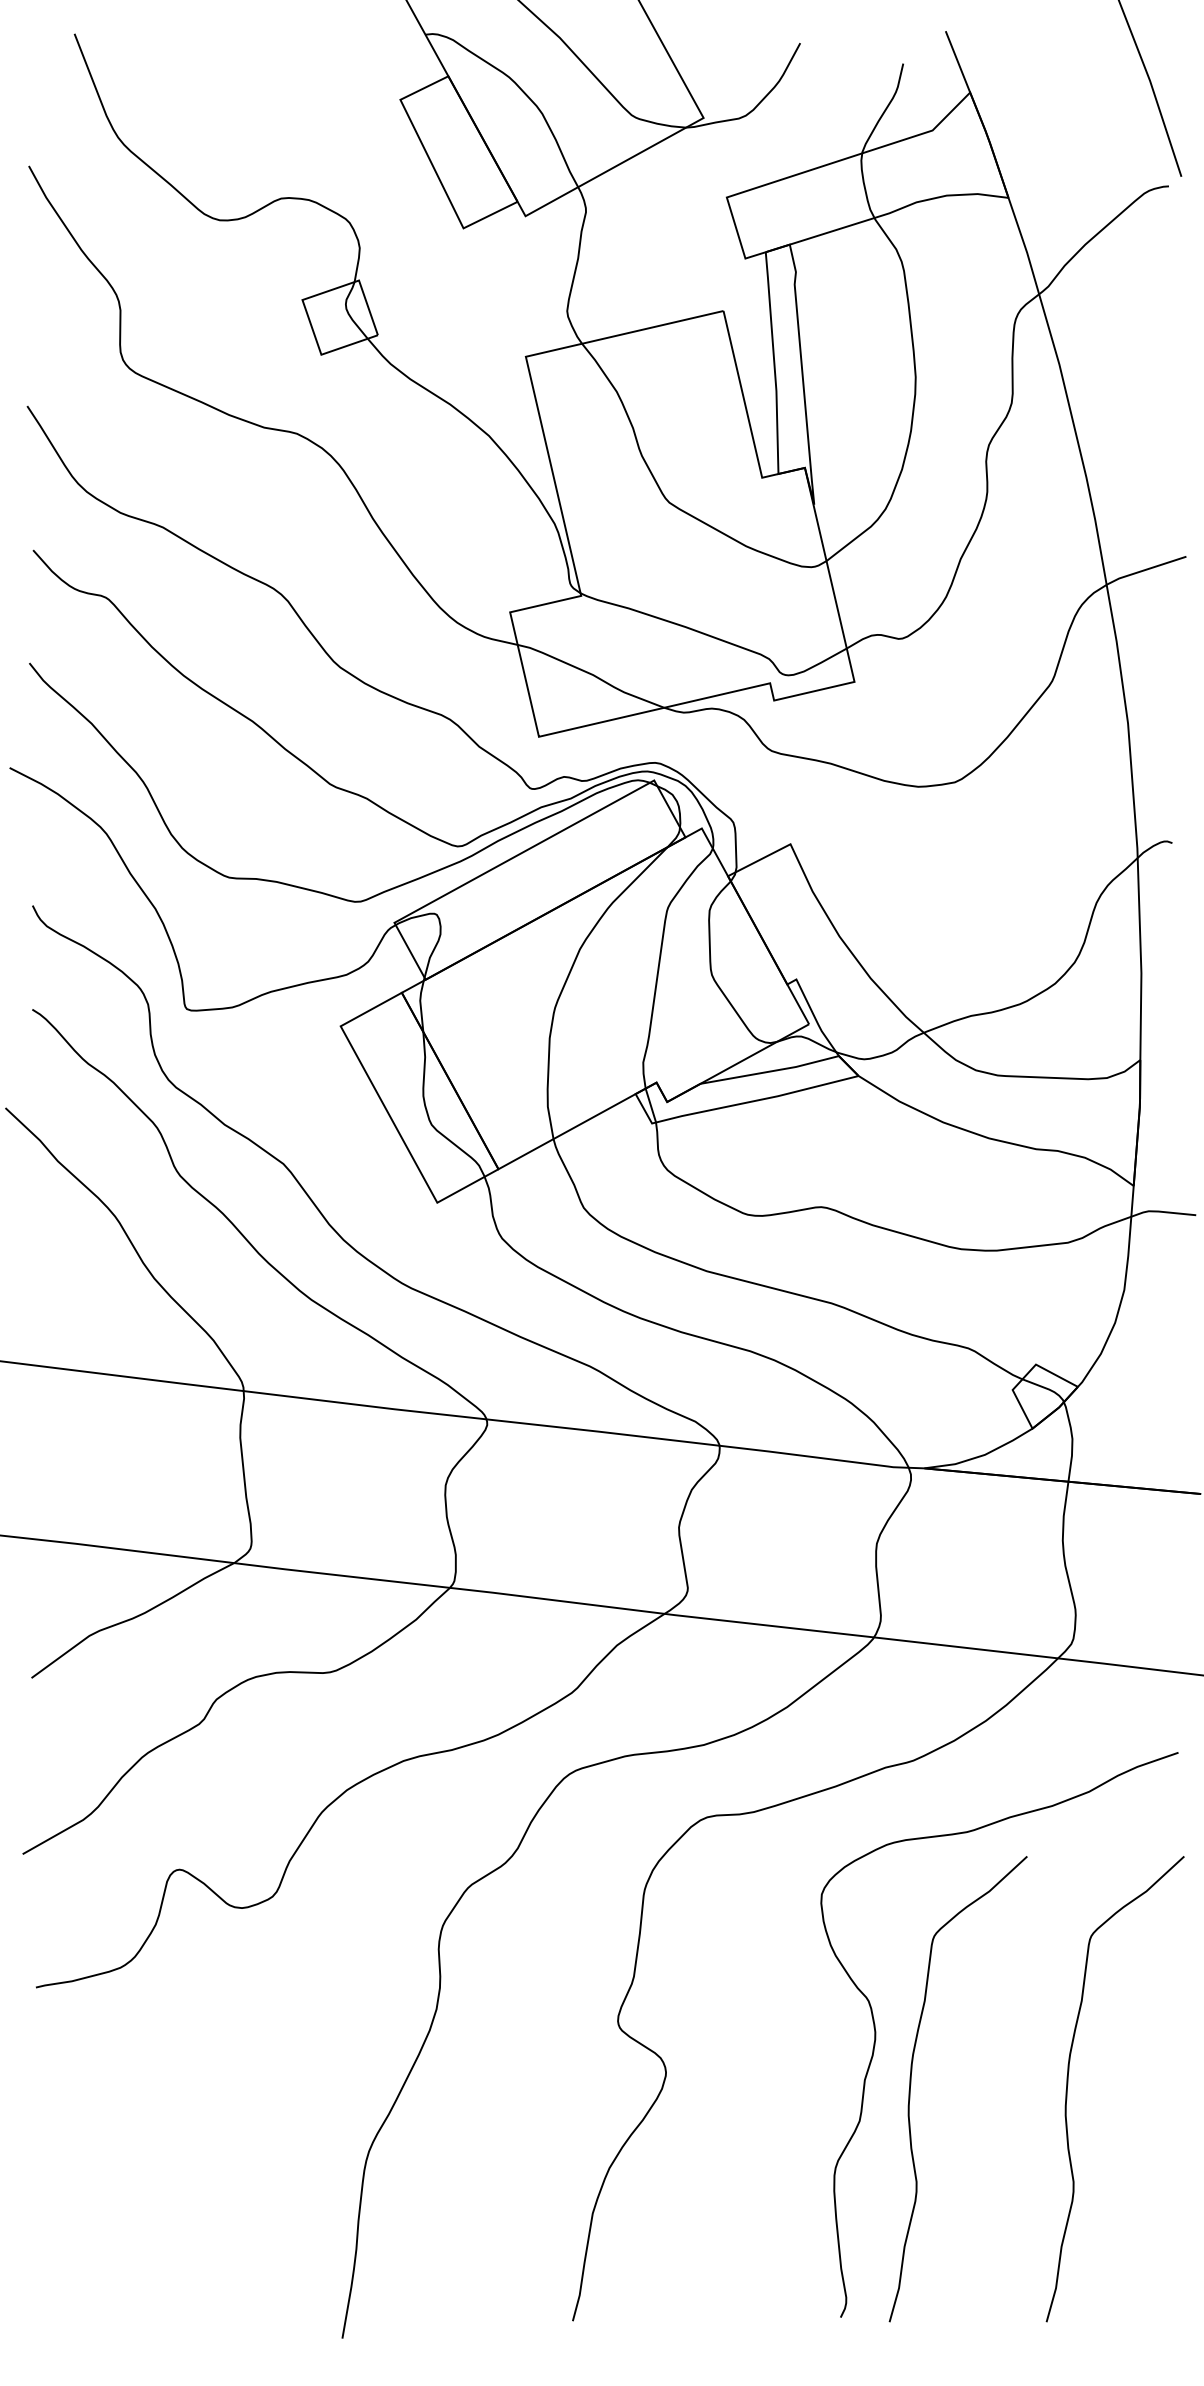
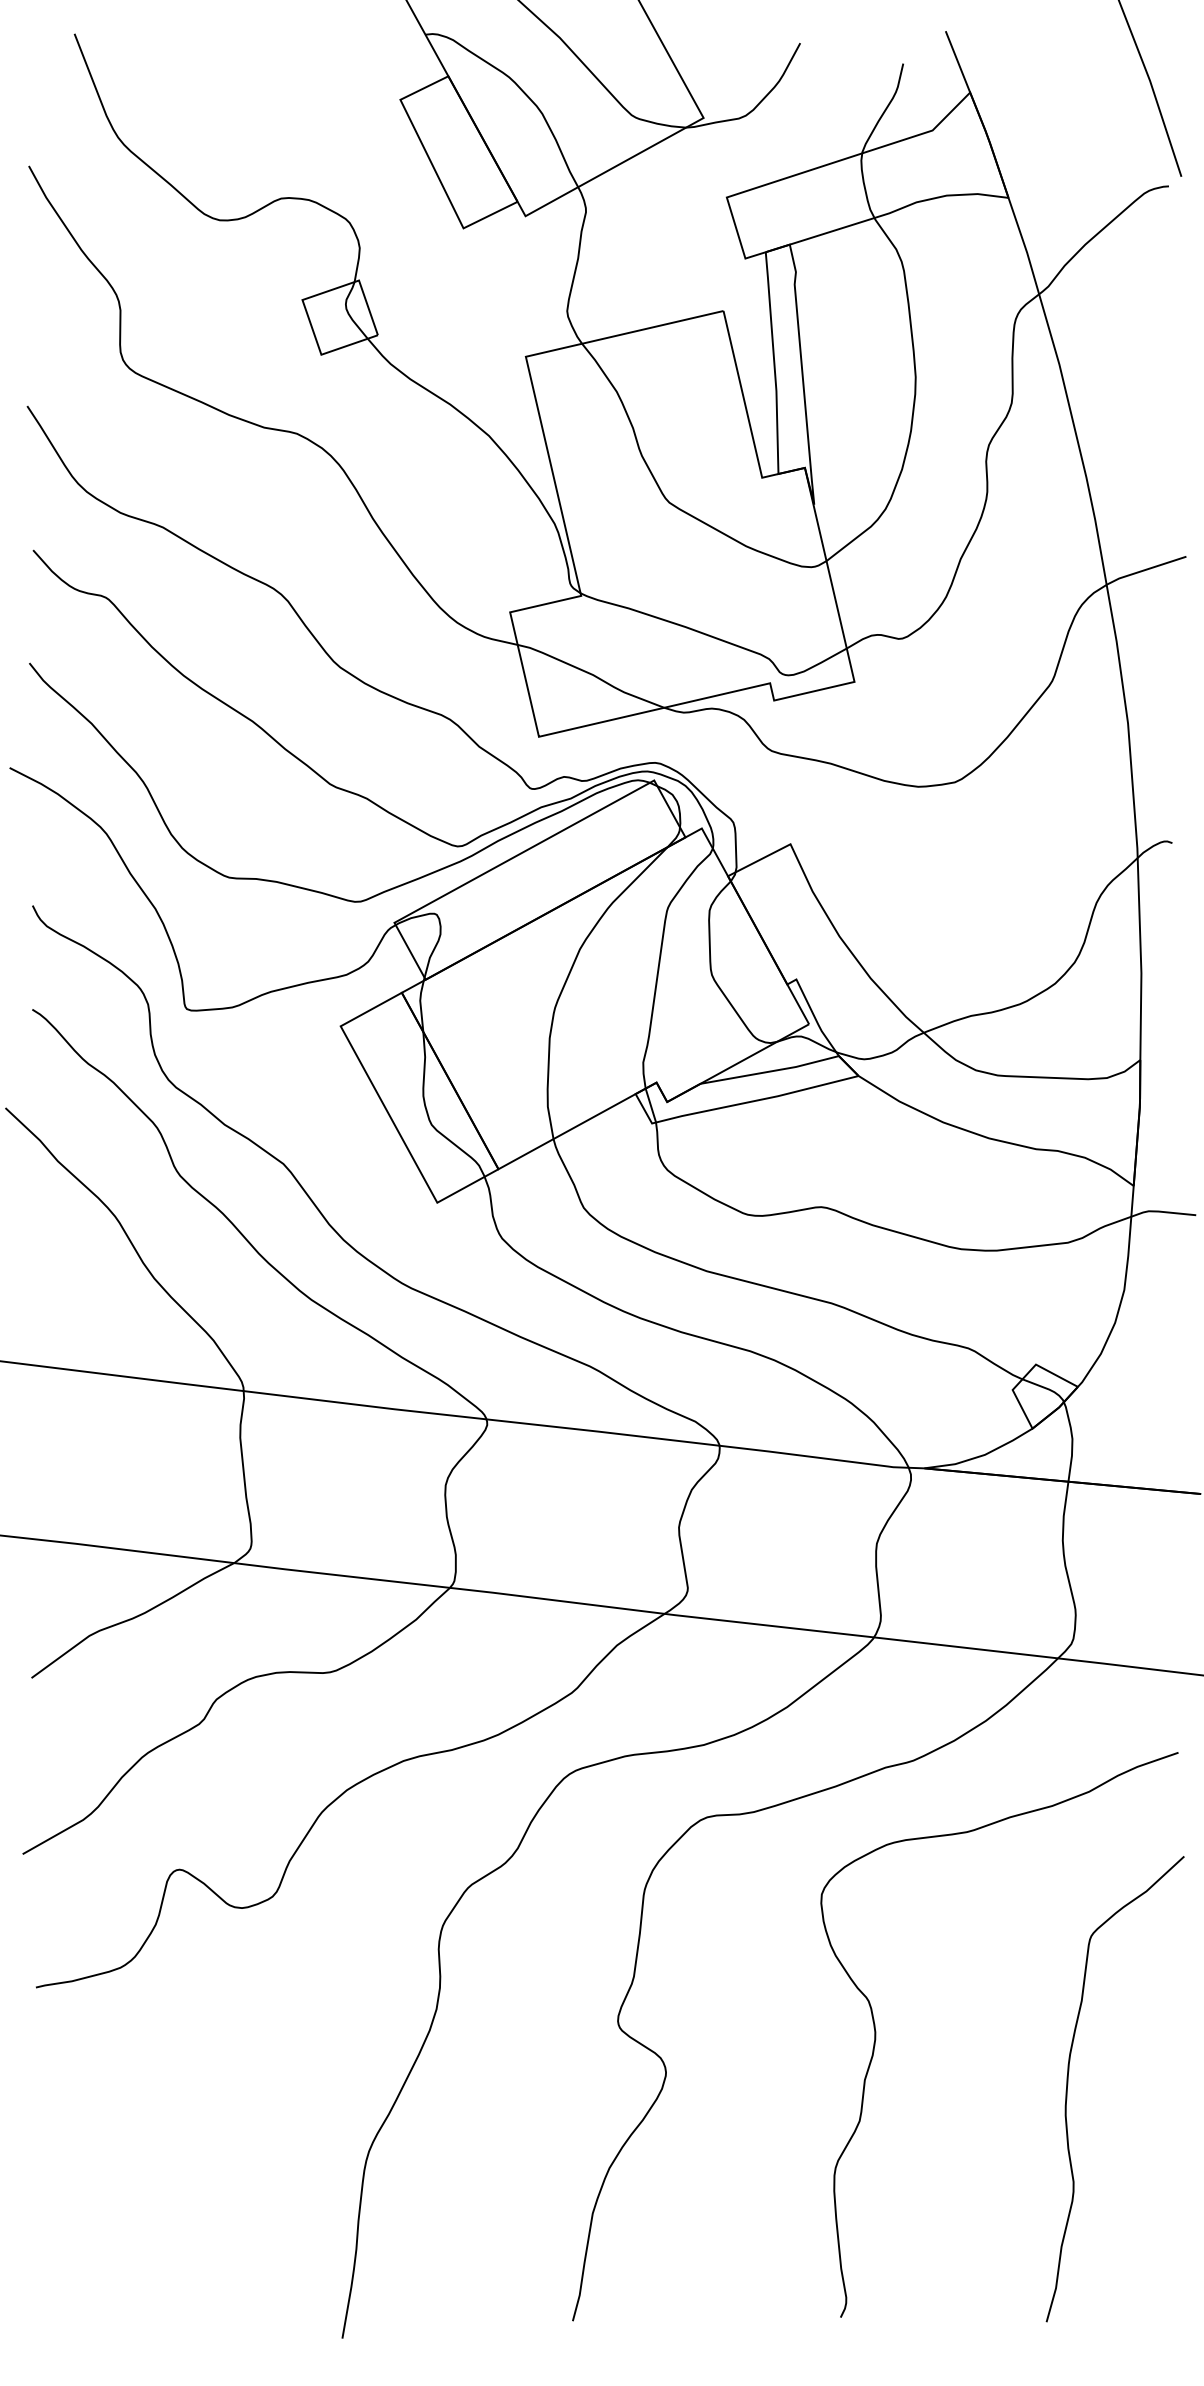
curve: present -> none (911, 2085)
